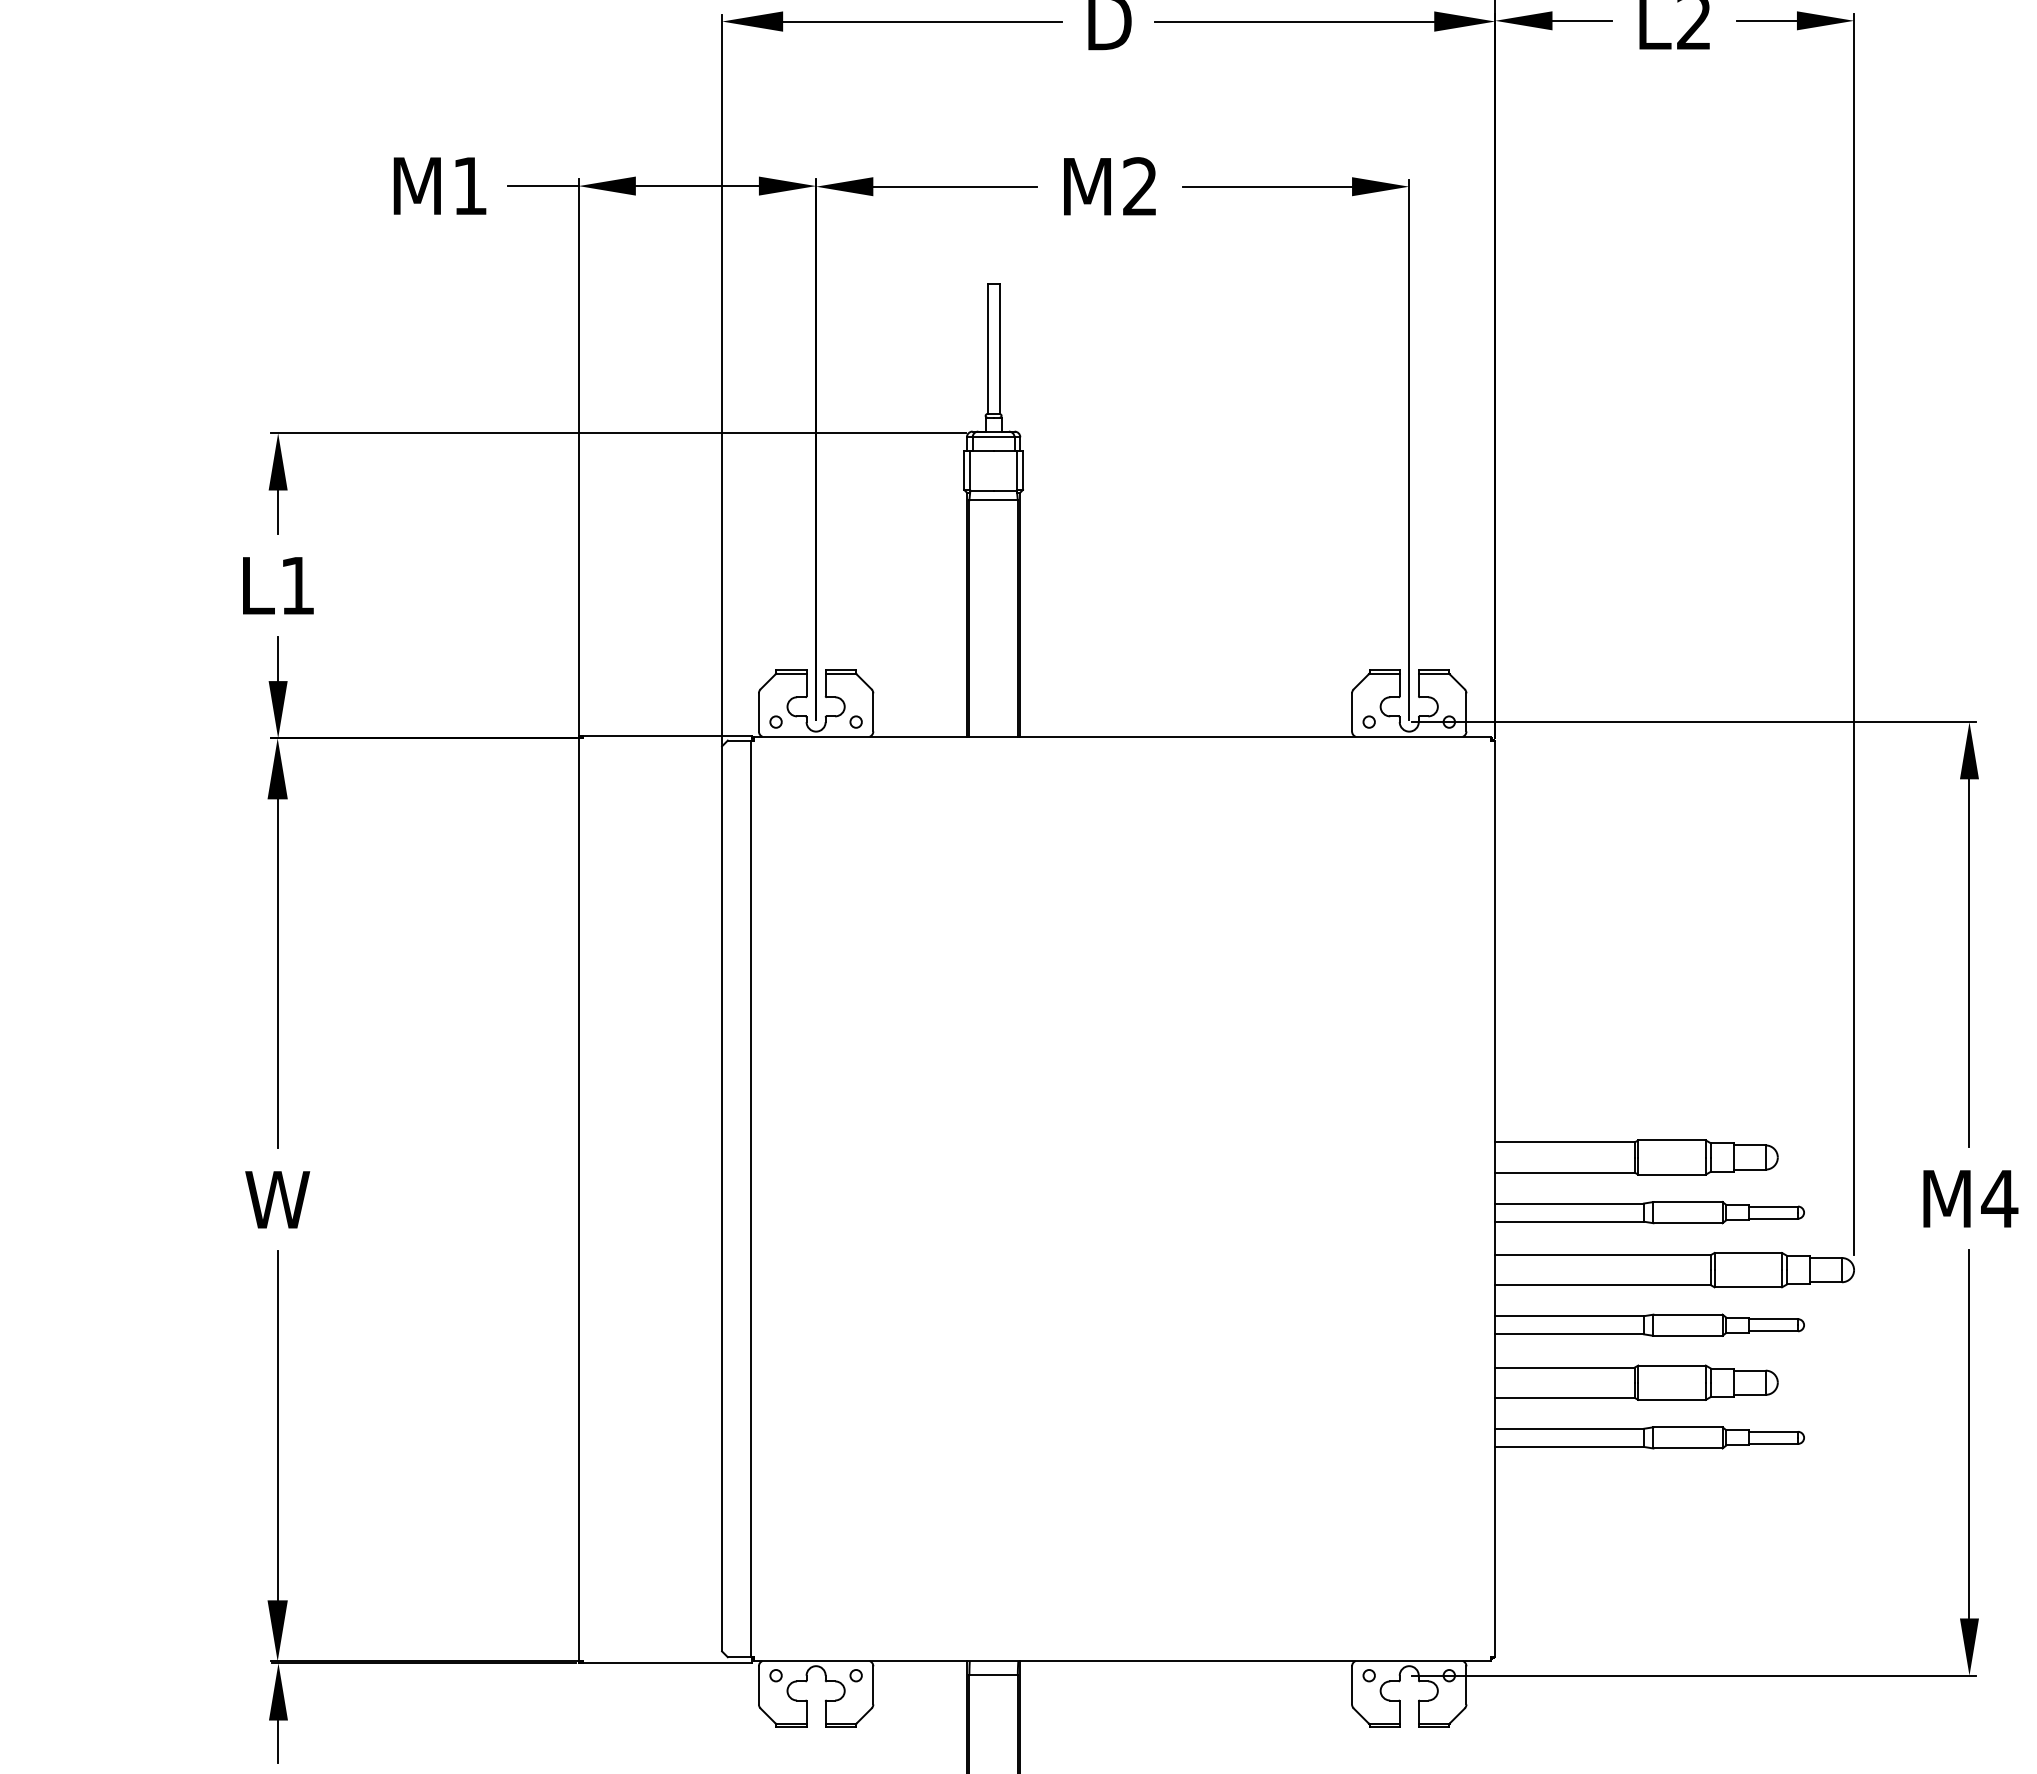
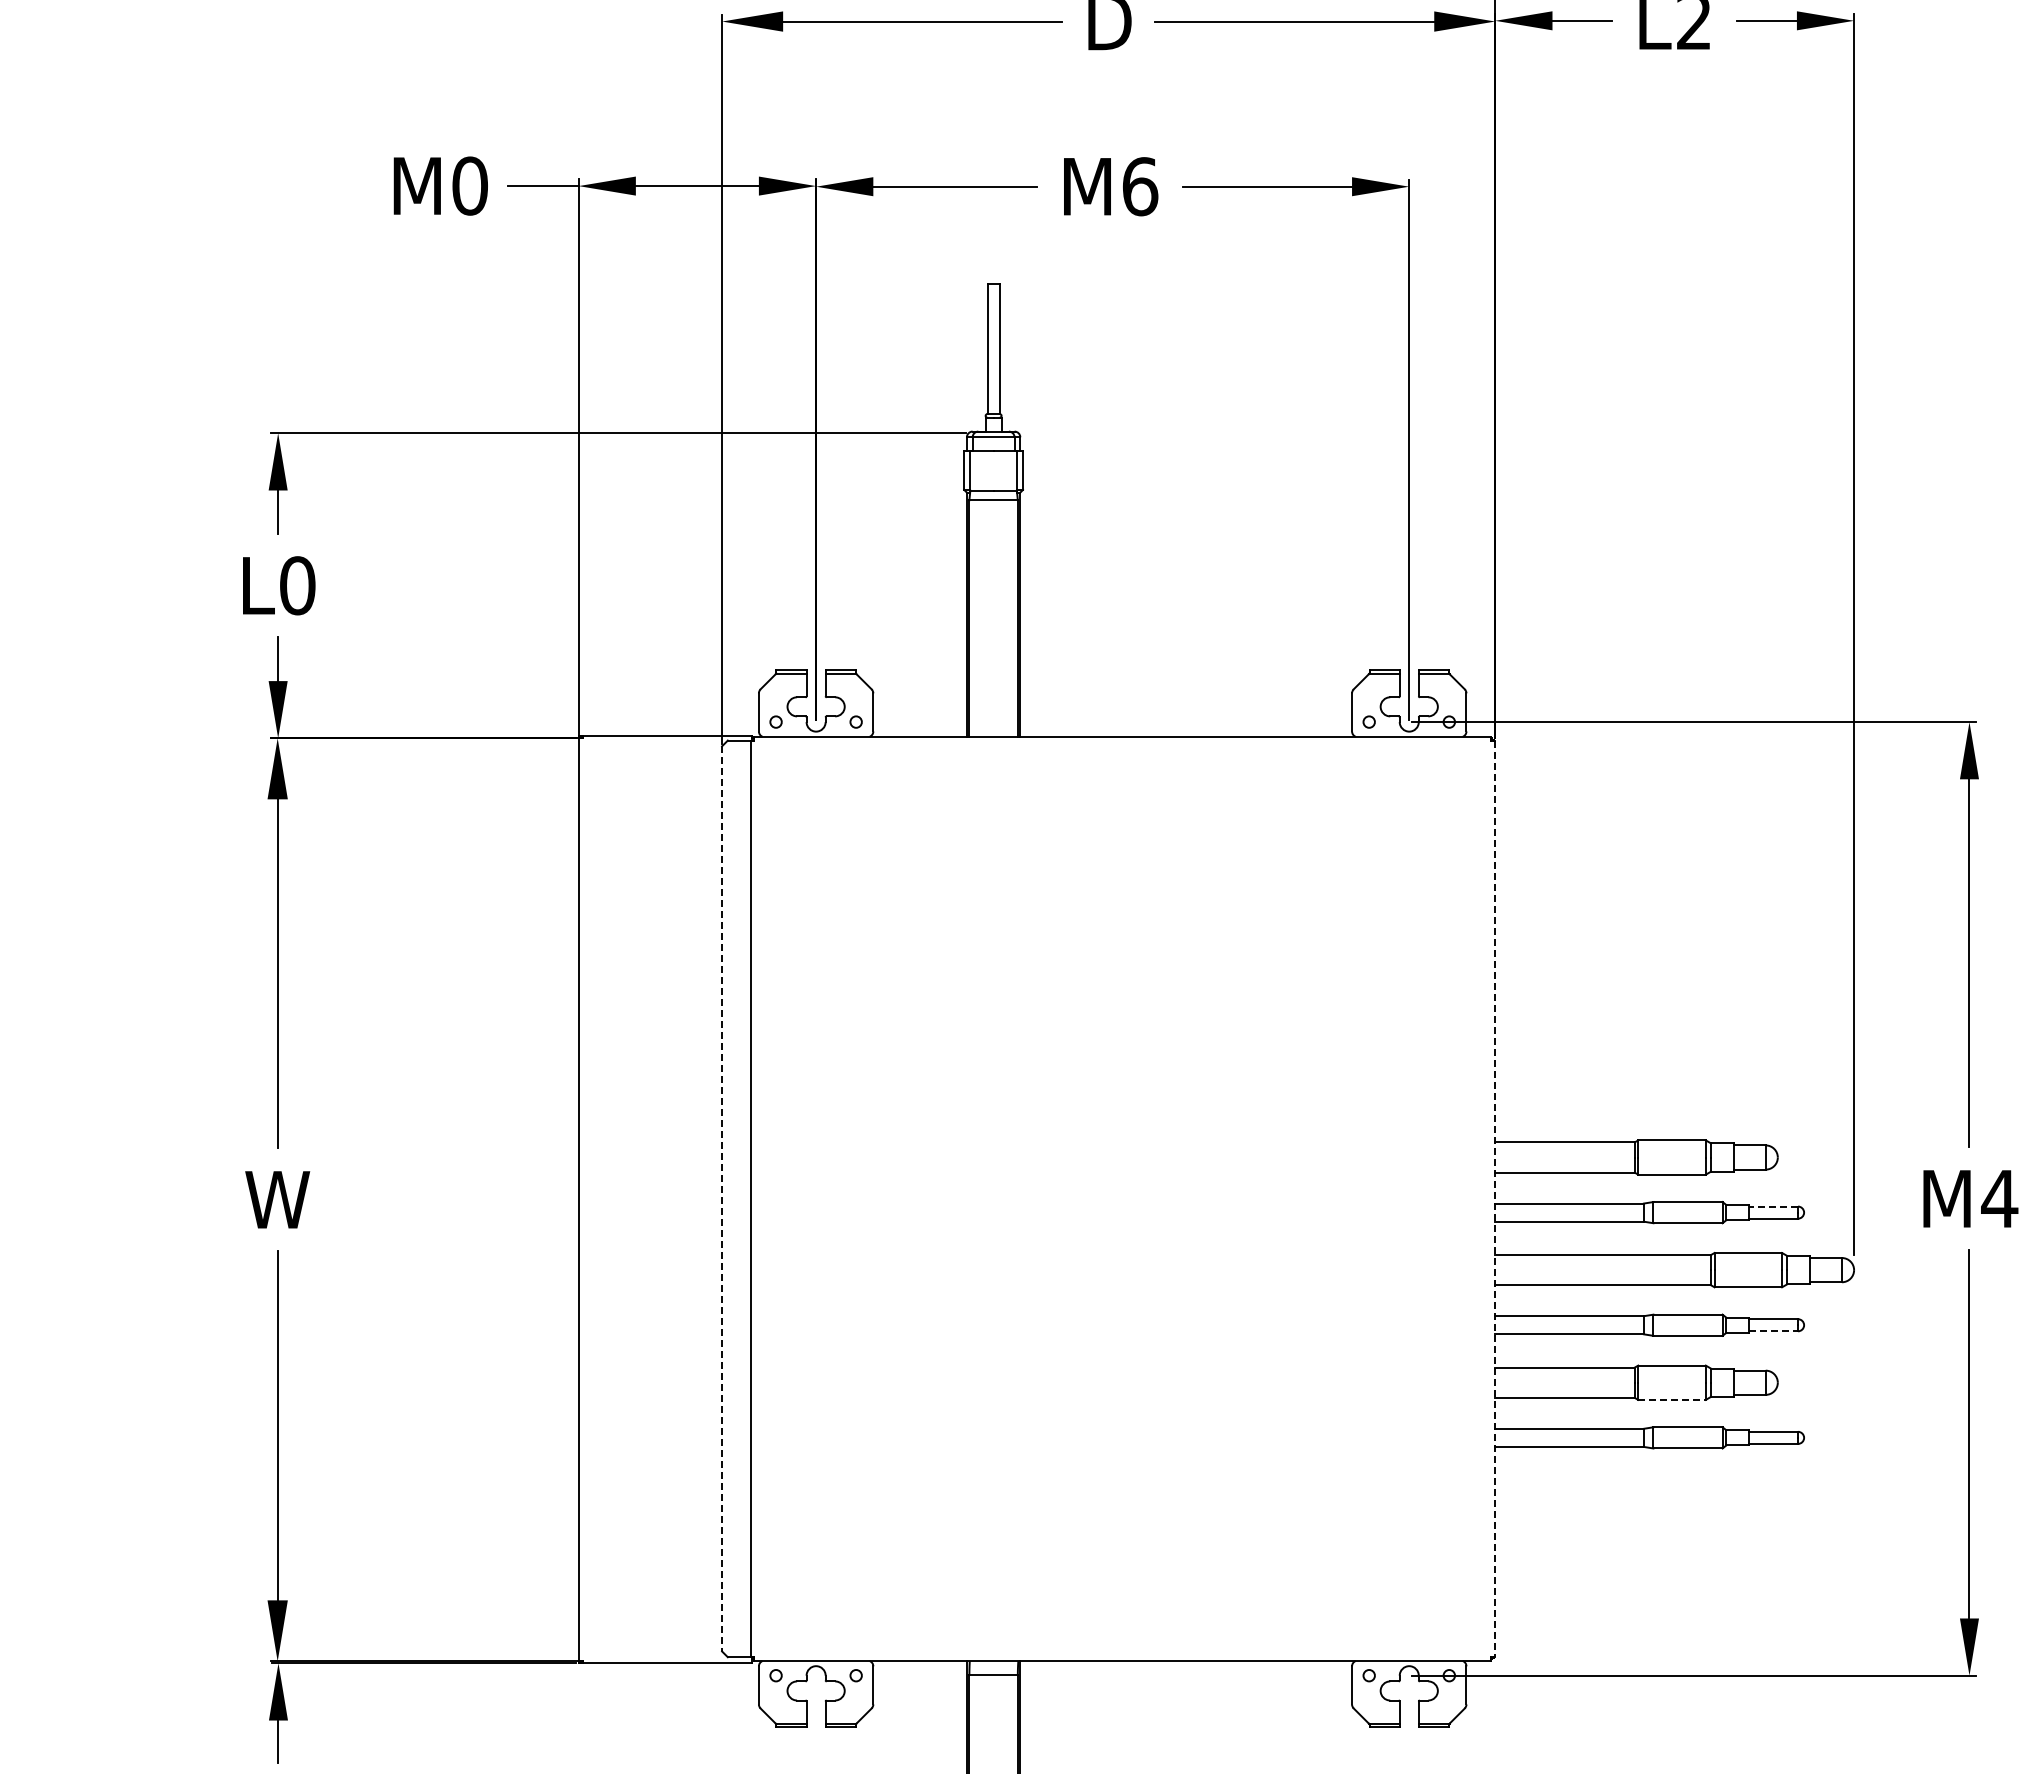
text: M1 -> M0 (469, 185)
text: M2 -> M6 (1140, 186)
text: L1 -> L0 (297, 585)
line: solid -> dashed (722, 1198)
line: solid -> dashed (1495, 1199)
line: solid -> dashed (1773, 1206)
line: solid -> dashed (1774, 1331)
line: solid -> dashed (1672, 1399)
